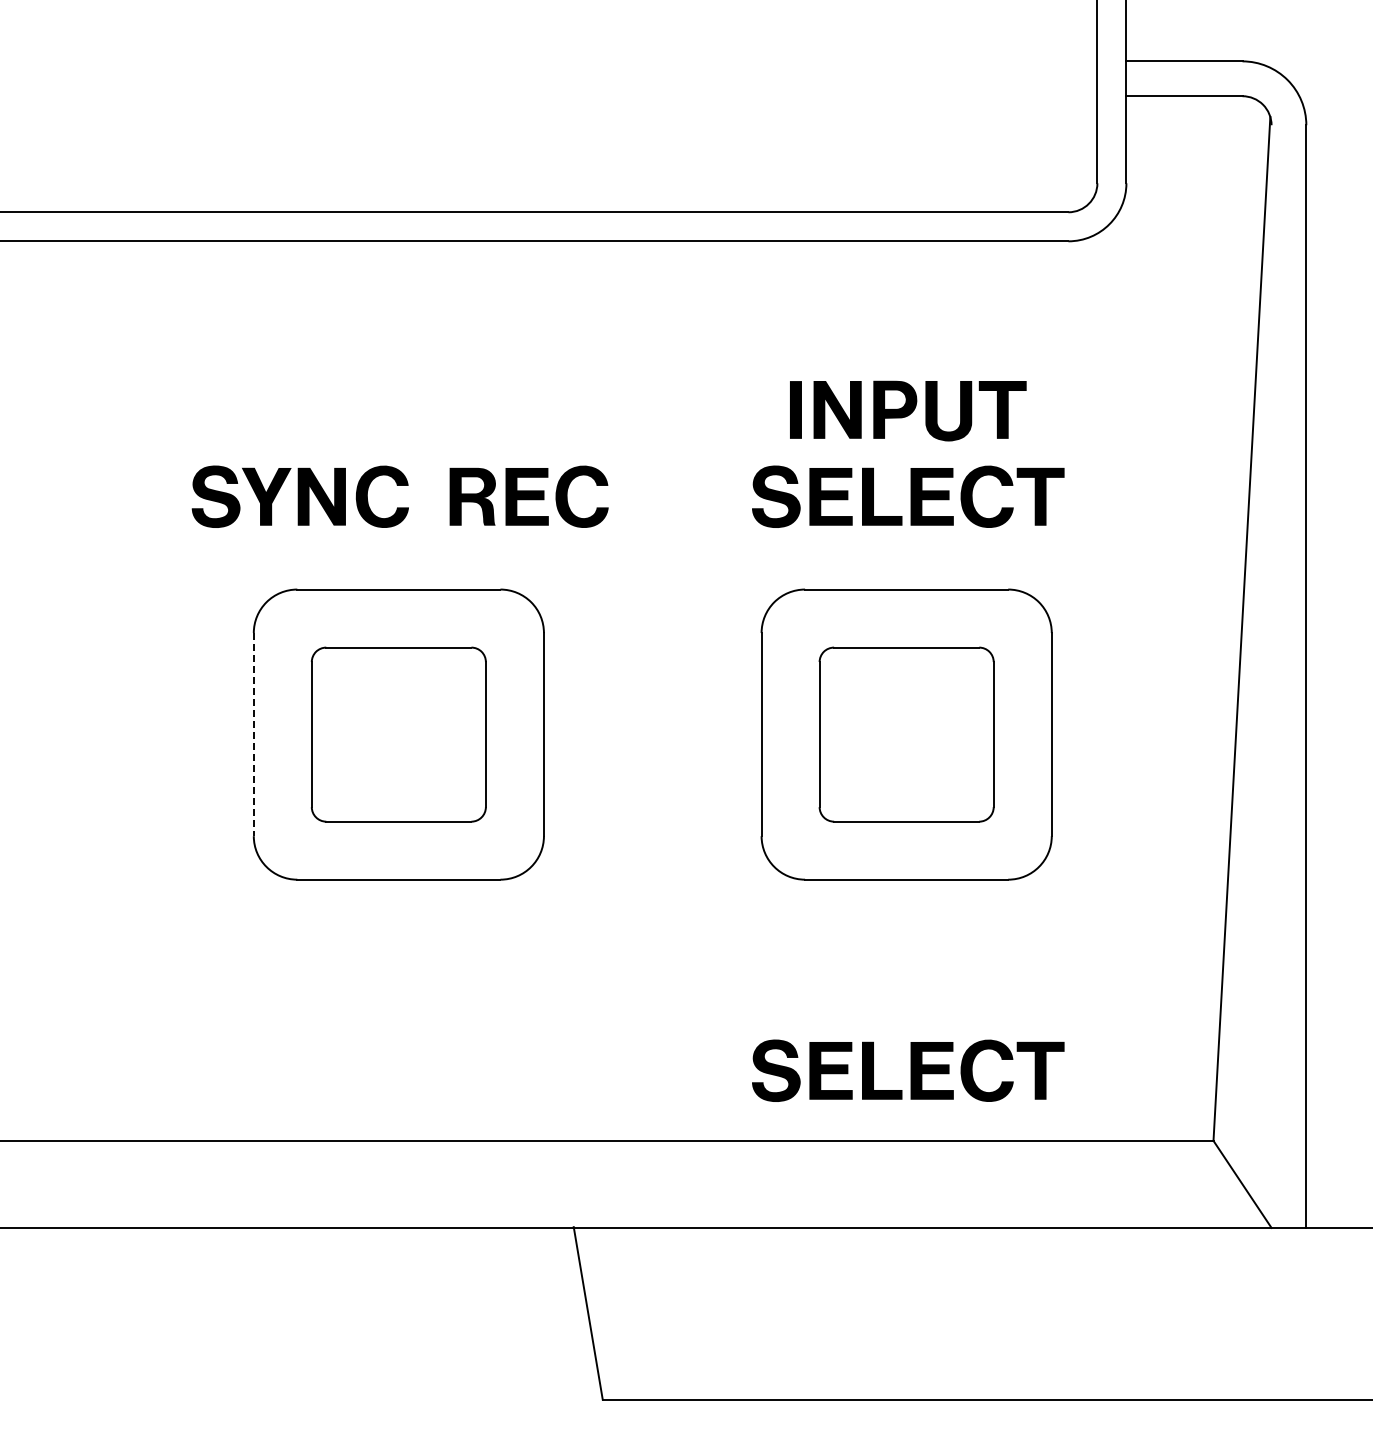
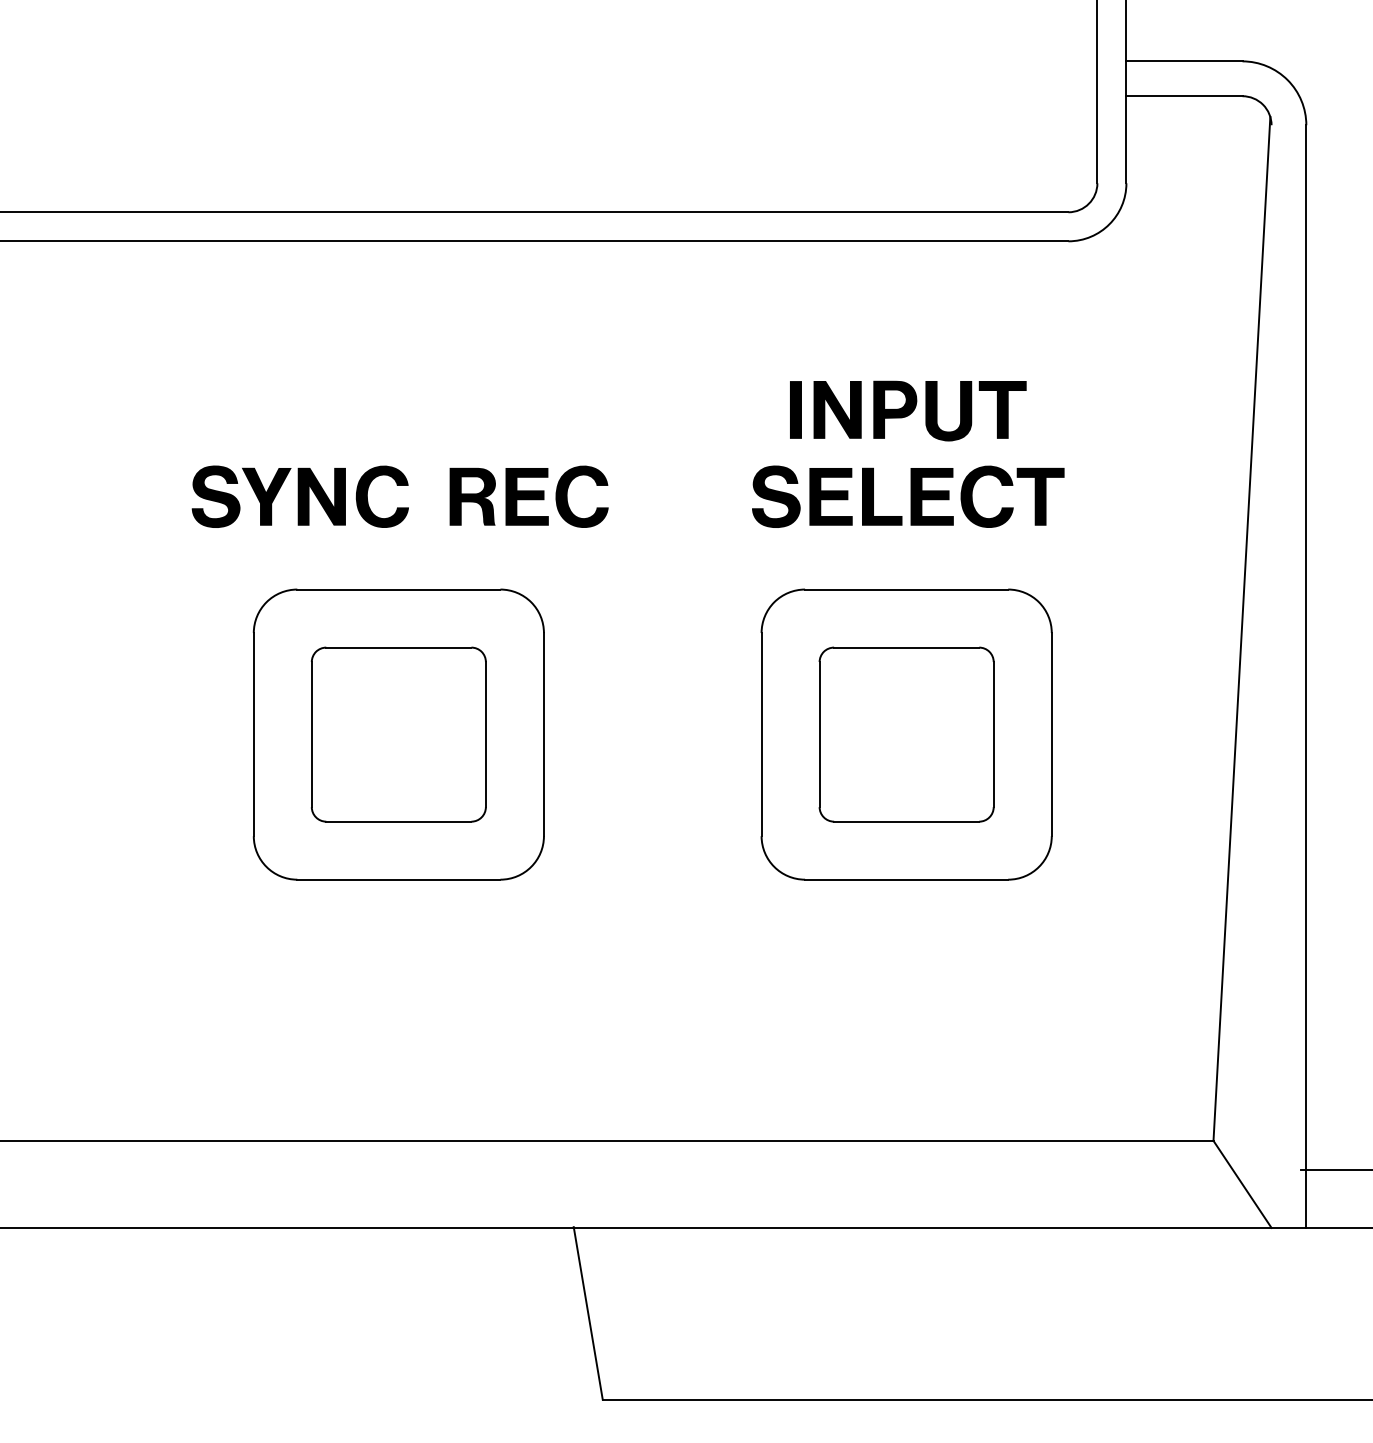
line: dashed -> solid (253, 734)
part: present -> none (908, 1070)
line: none -> present (1334, 1169)
